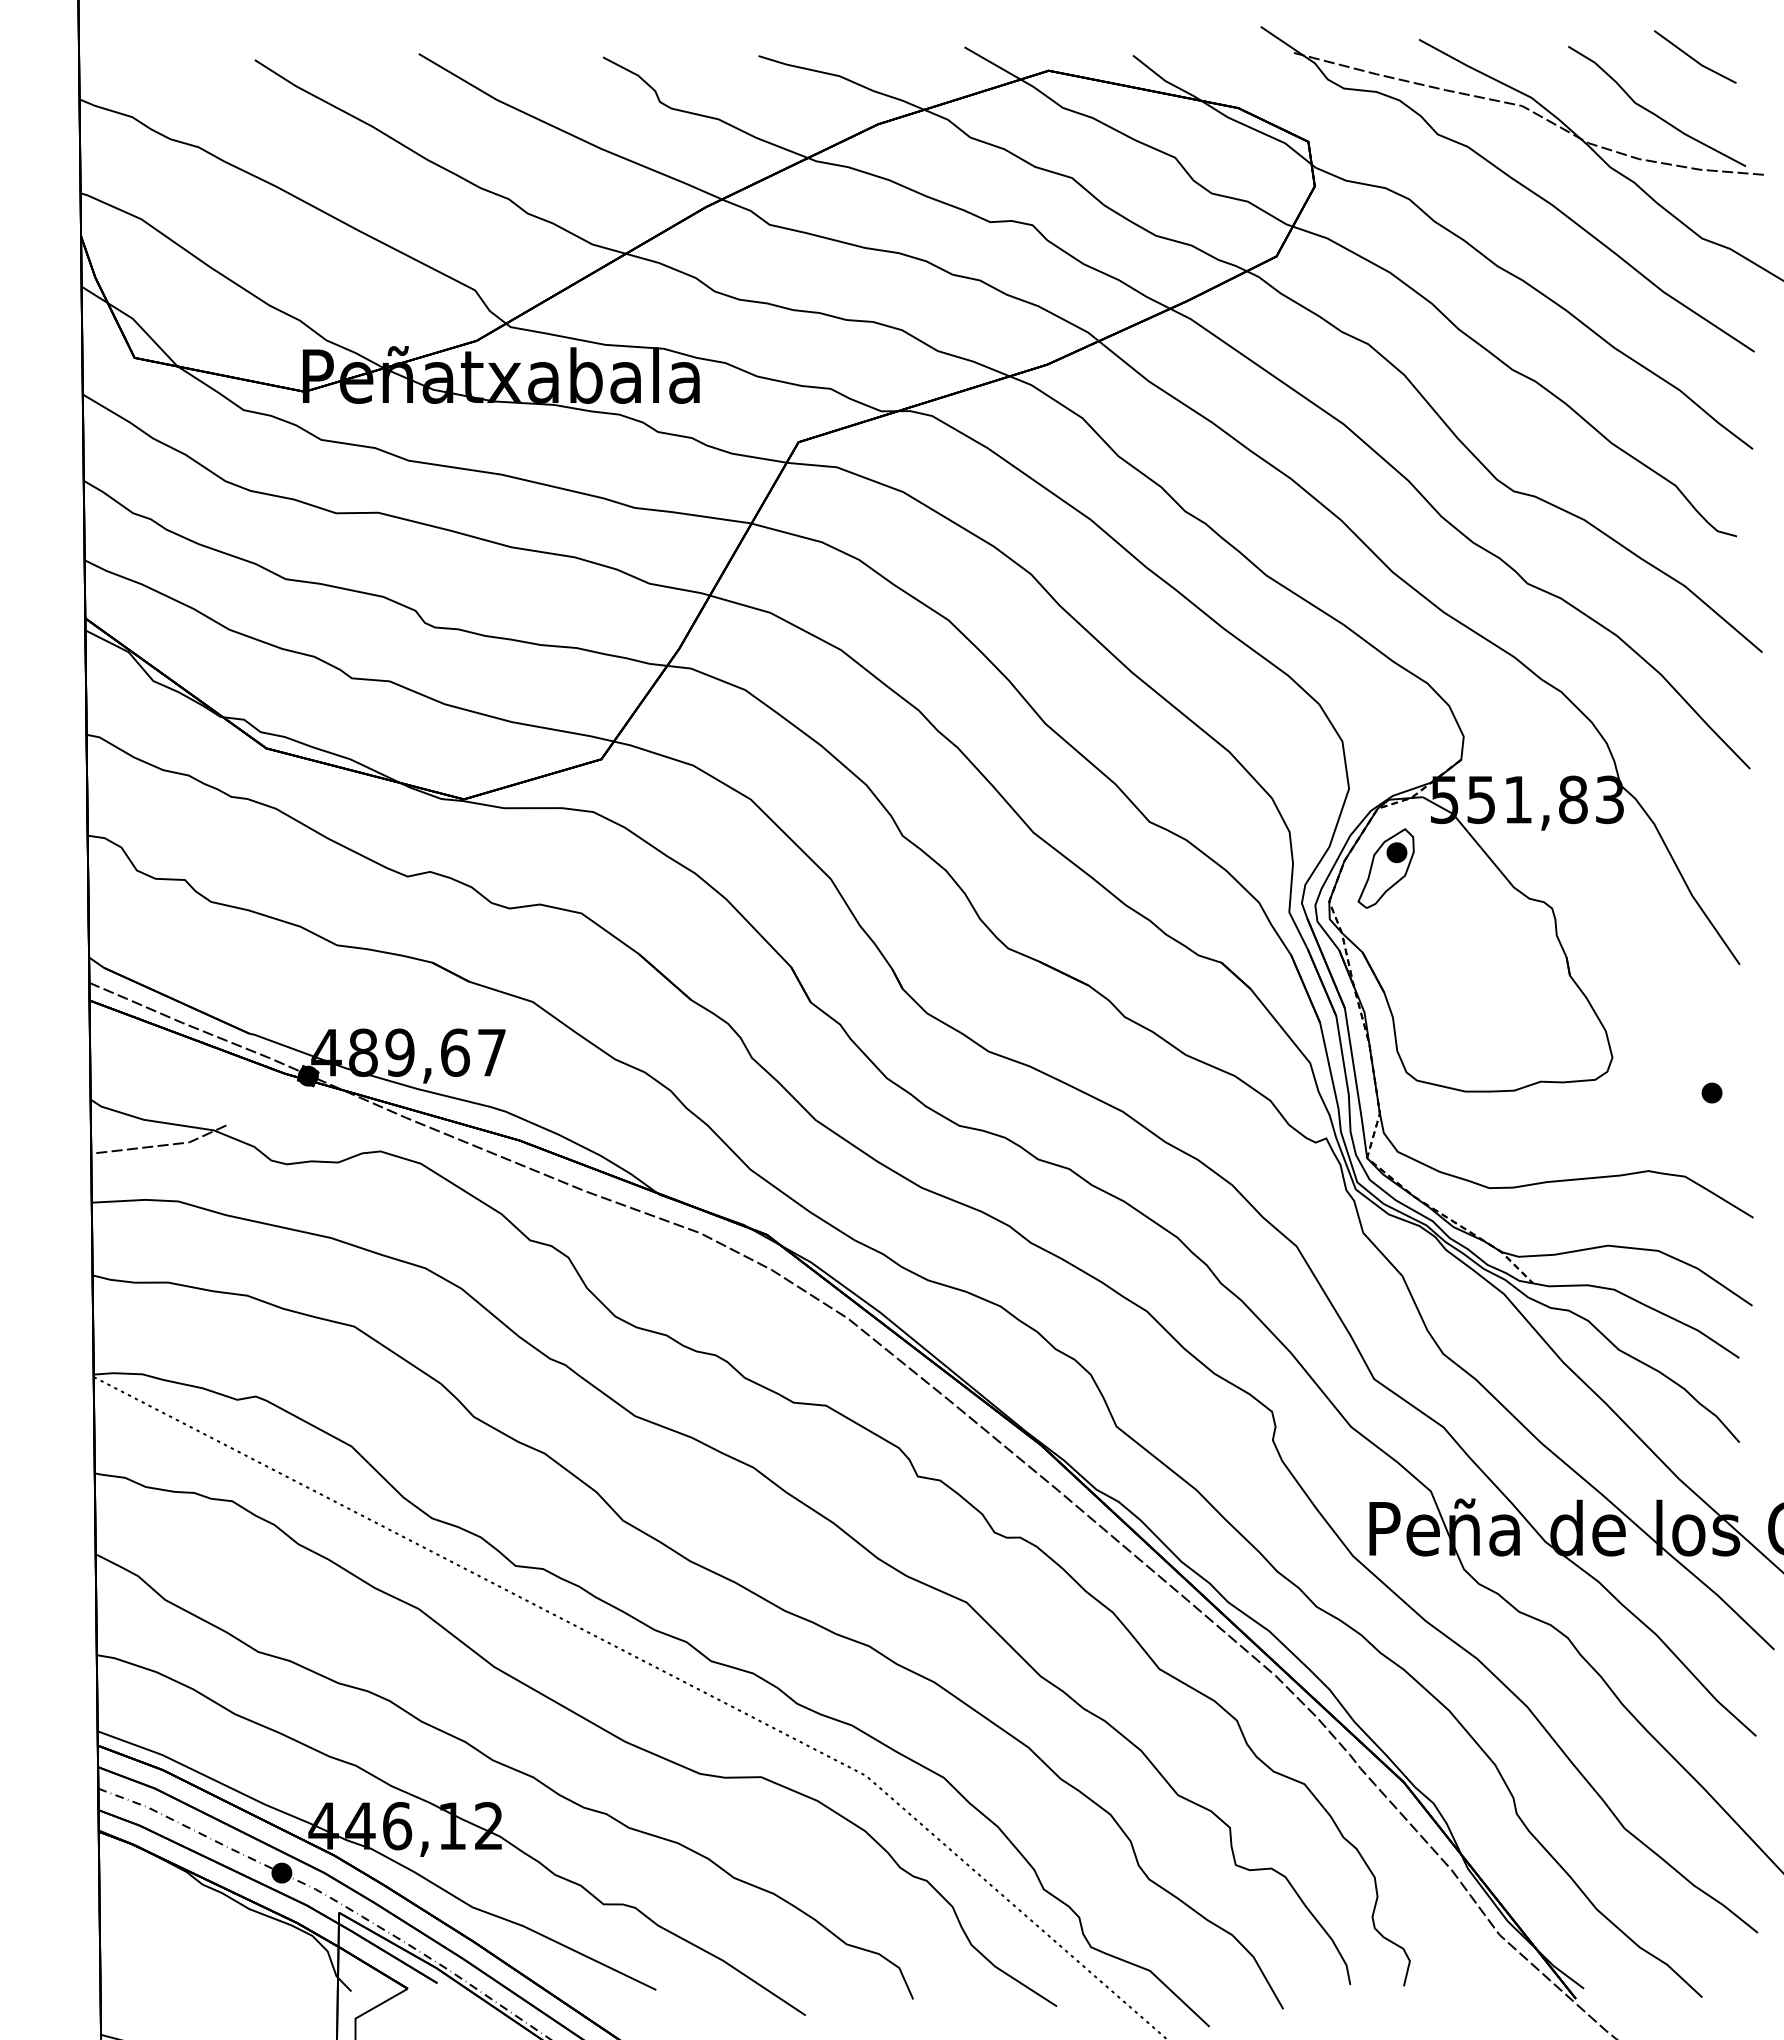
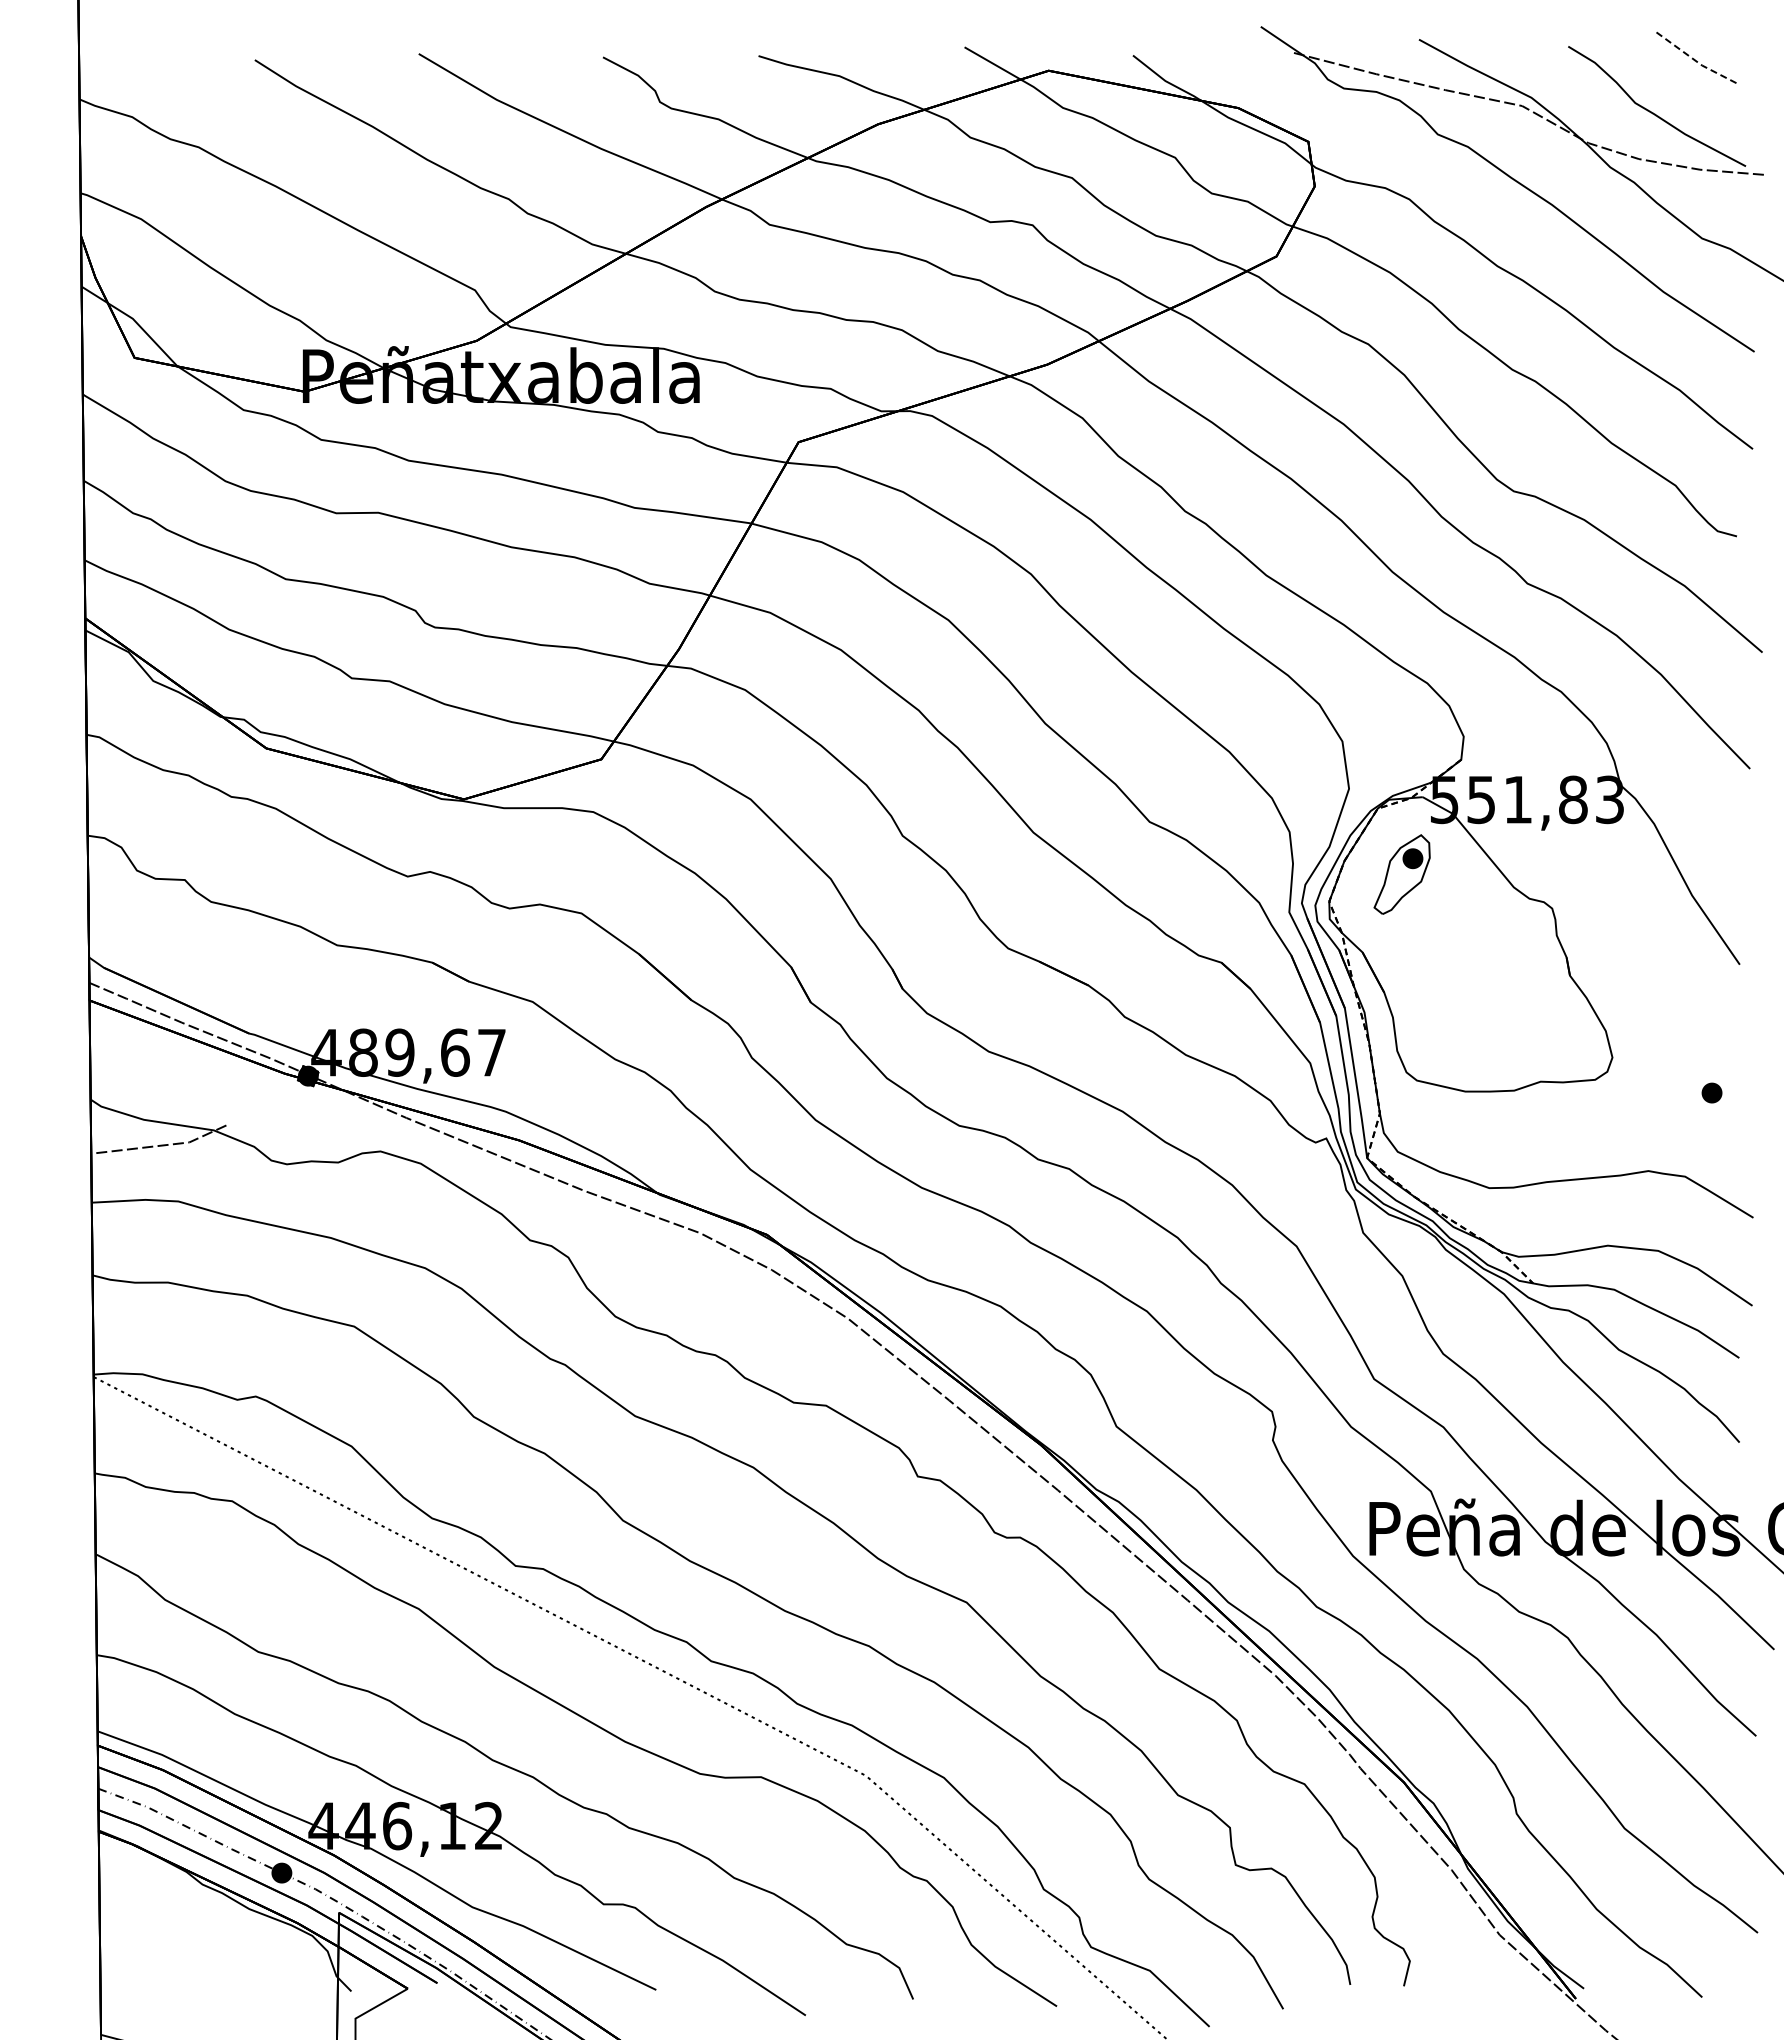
line: solid -> dashed (1694, 59)
part position: (1385, 868) -> (1401, 874) (1401, 874)
